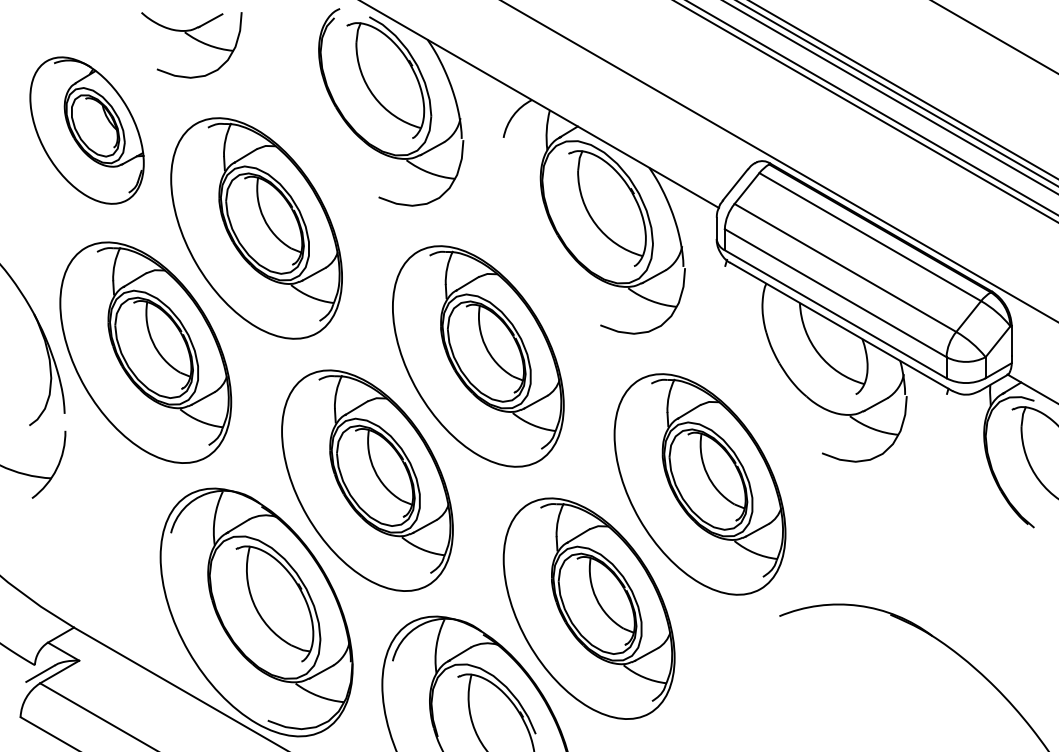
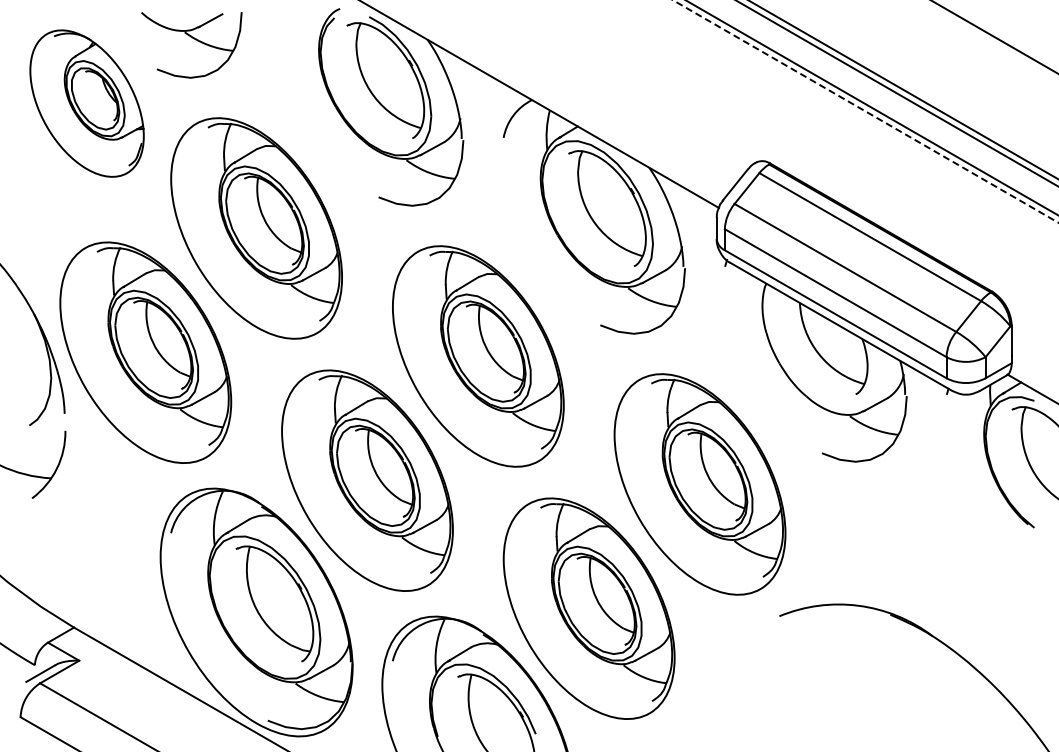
line: present -> none (890, 97)
line: solid -> dashed (866, 111)
part position: (86, 130) -> (86, 103) (86, 103)
line: present -> none (779, 161)
